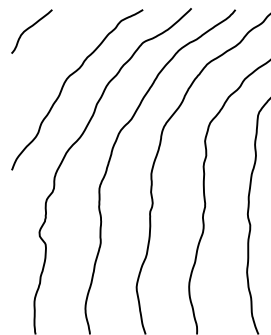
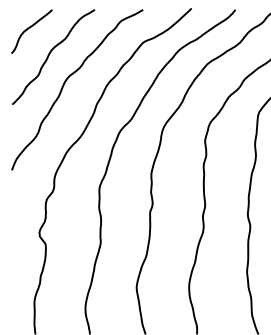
curve: none -> present (50, 54)
